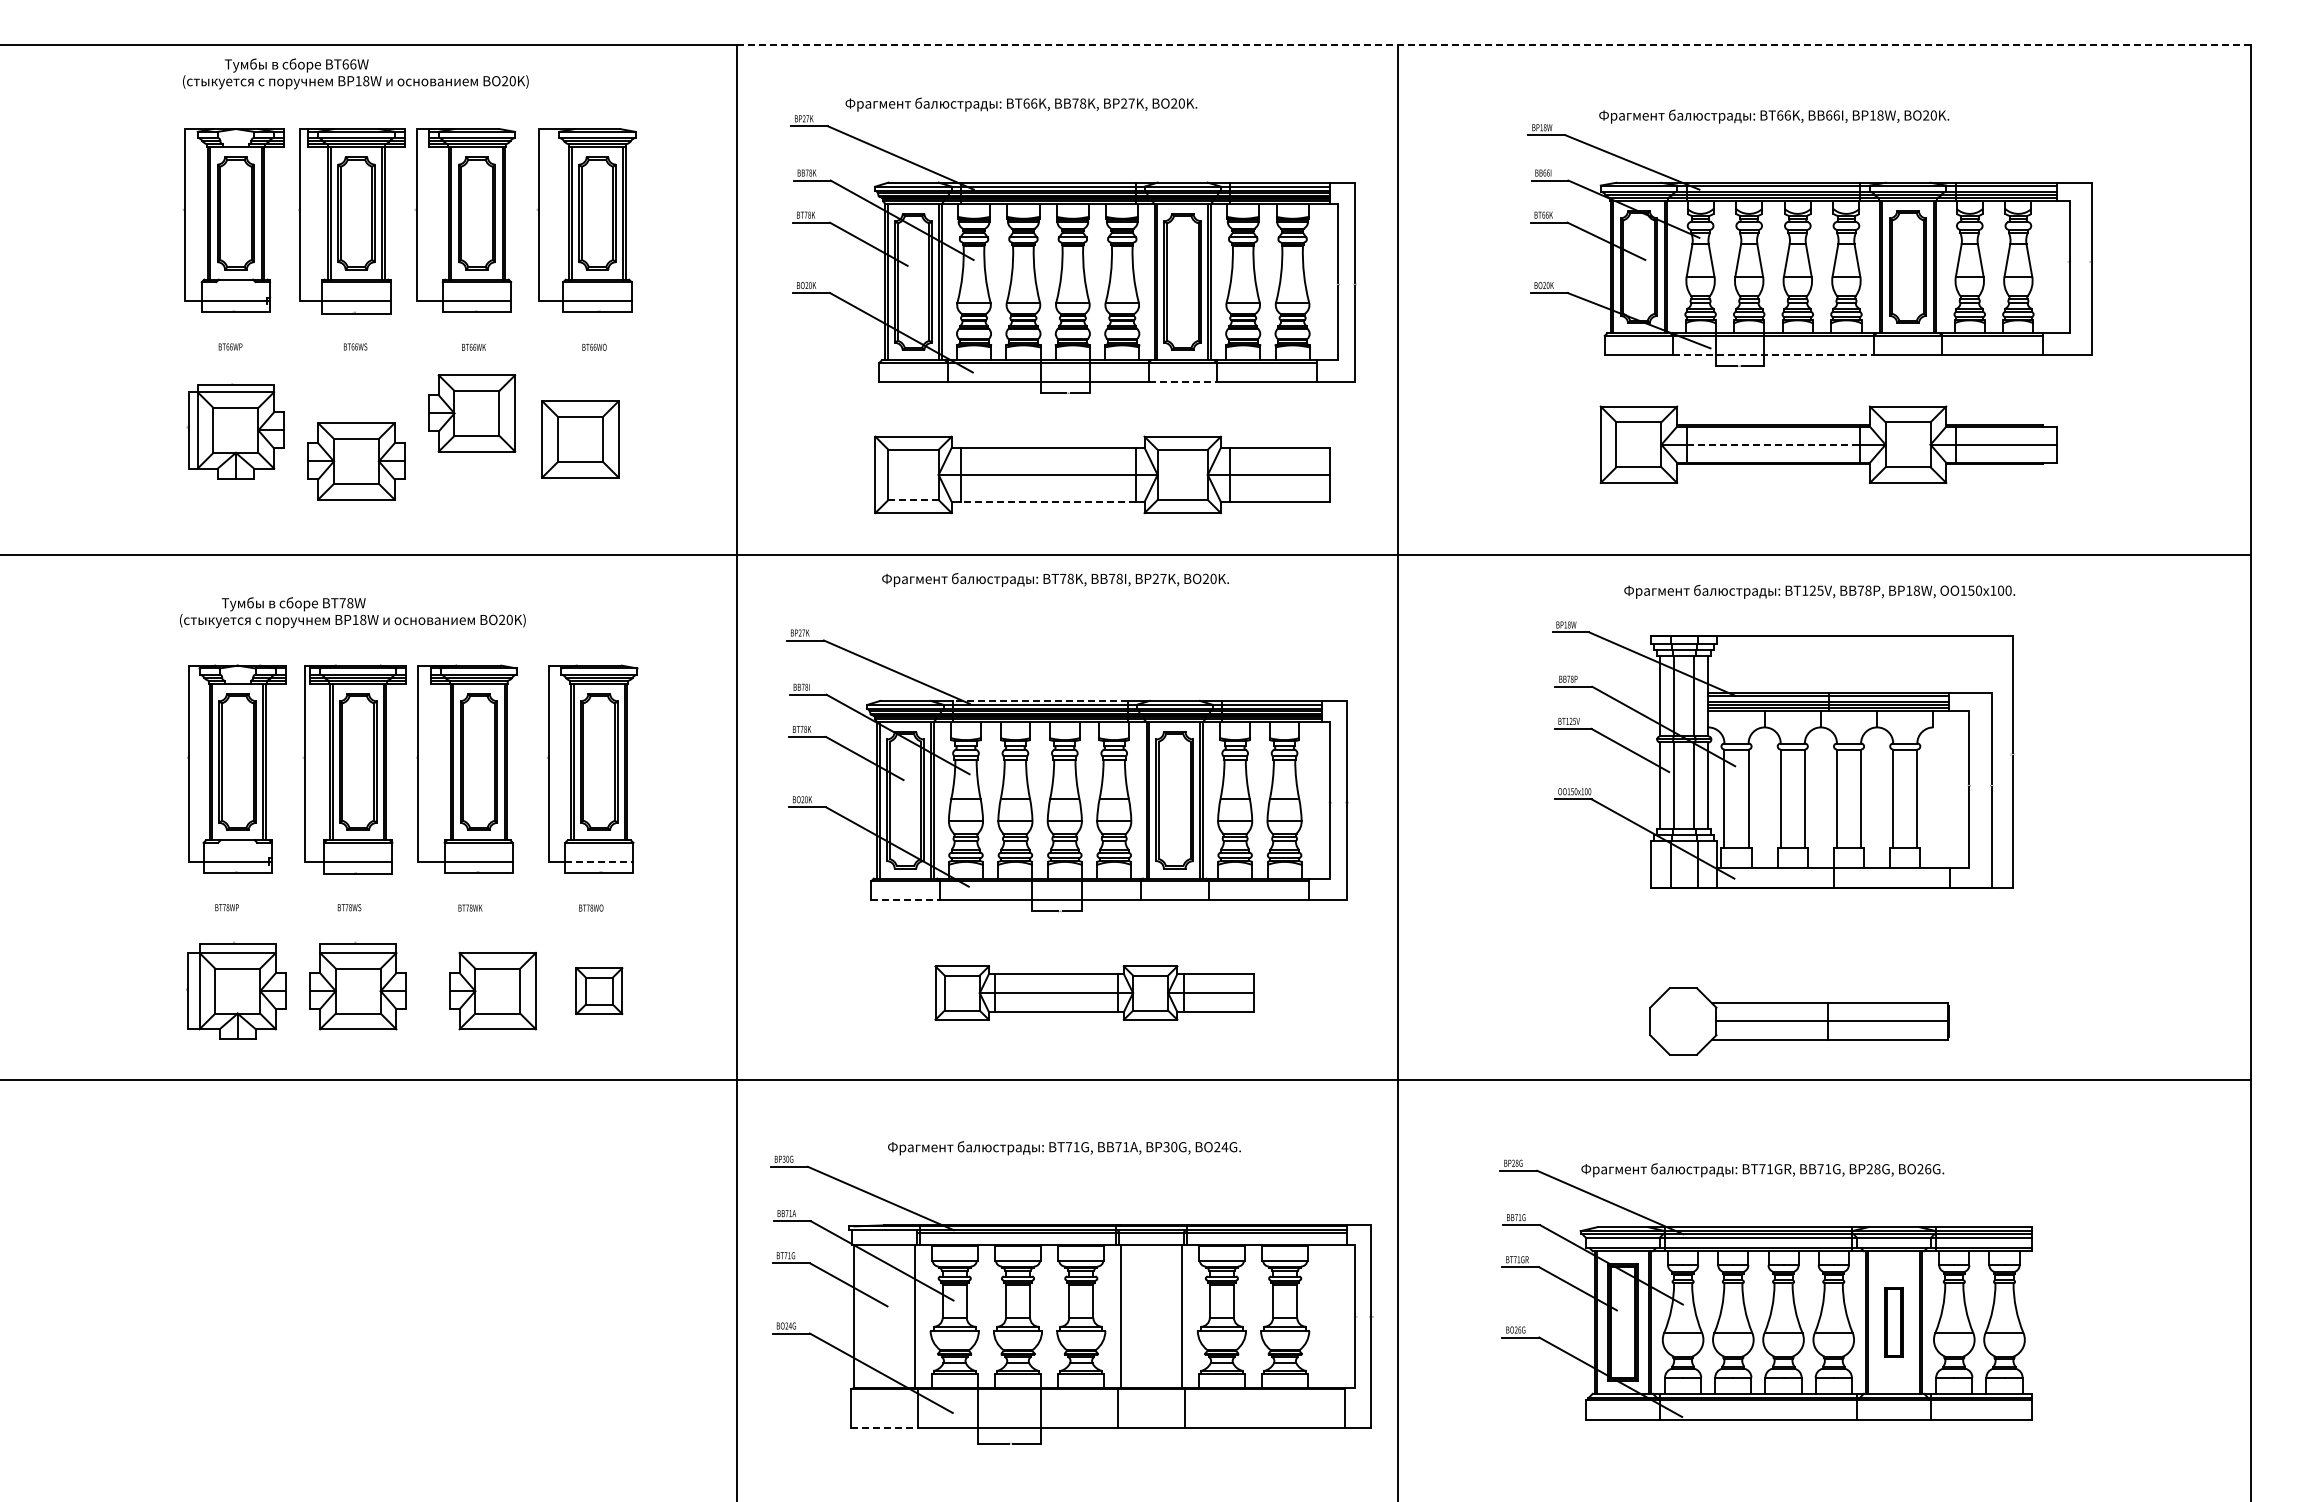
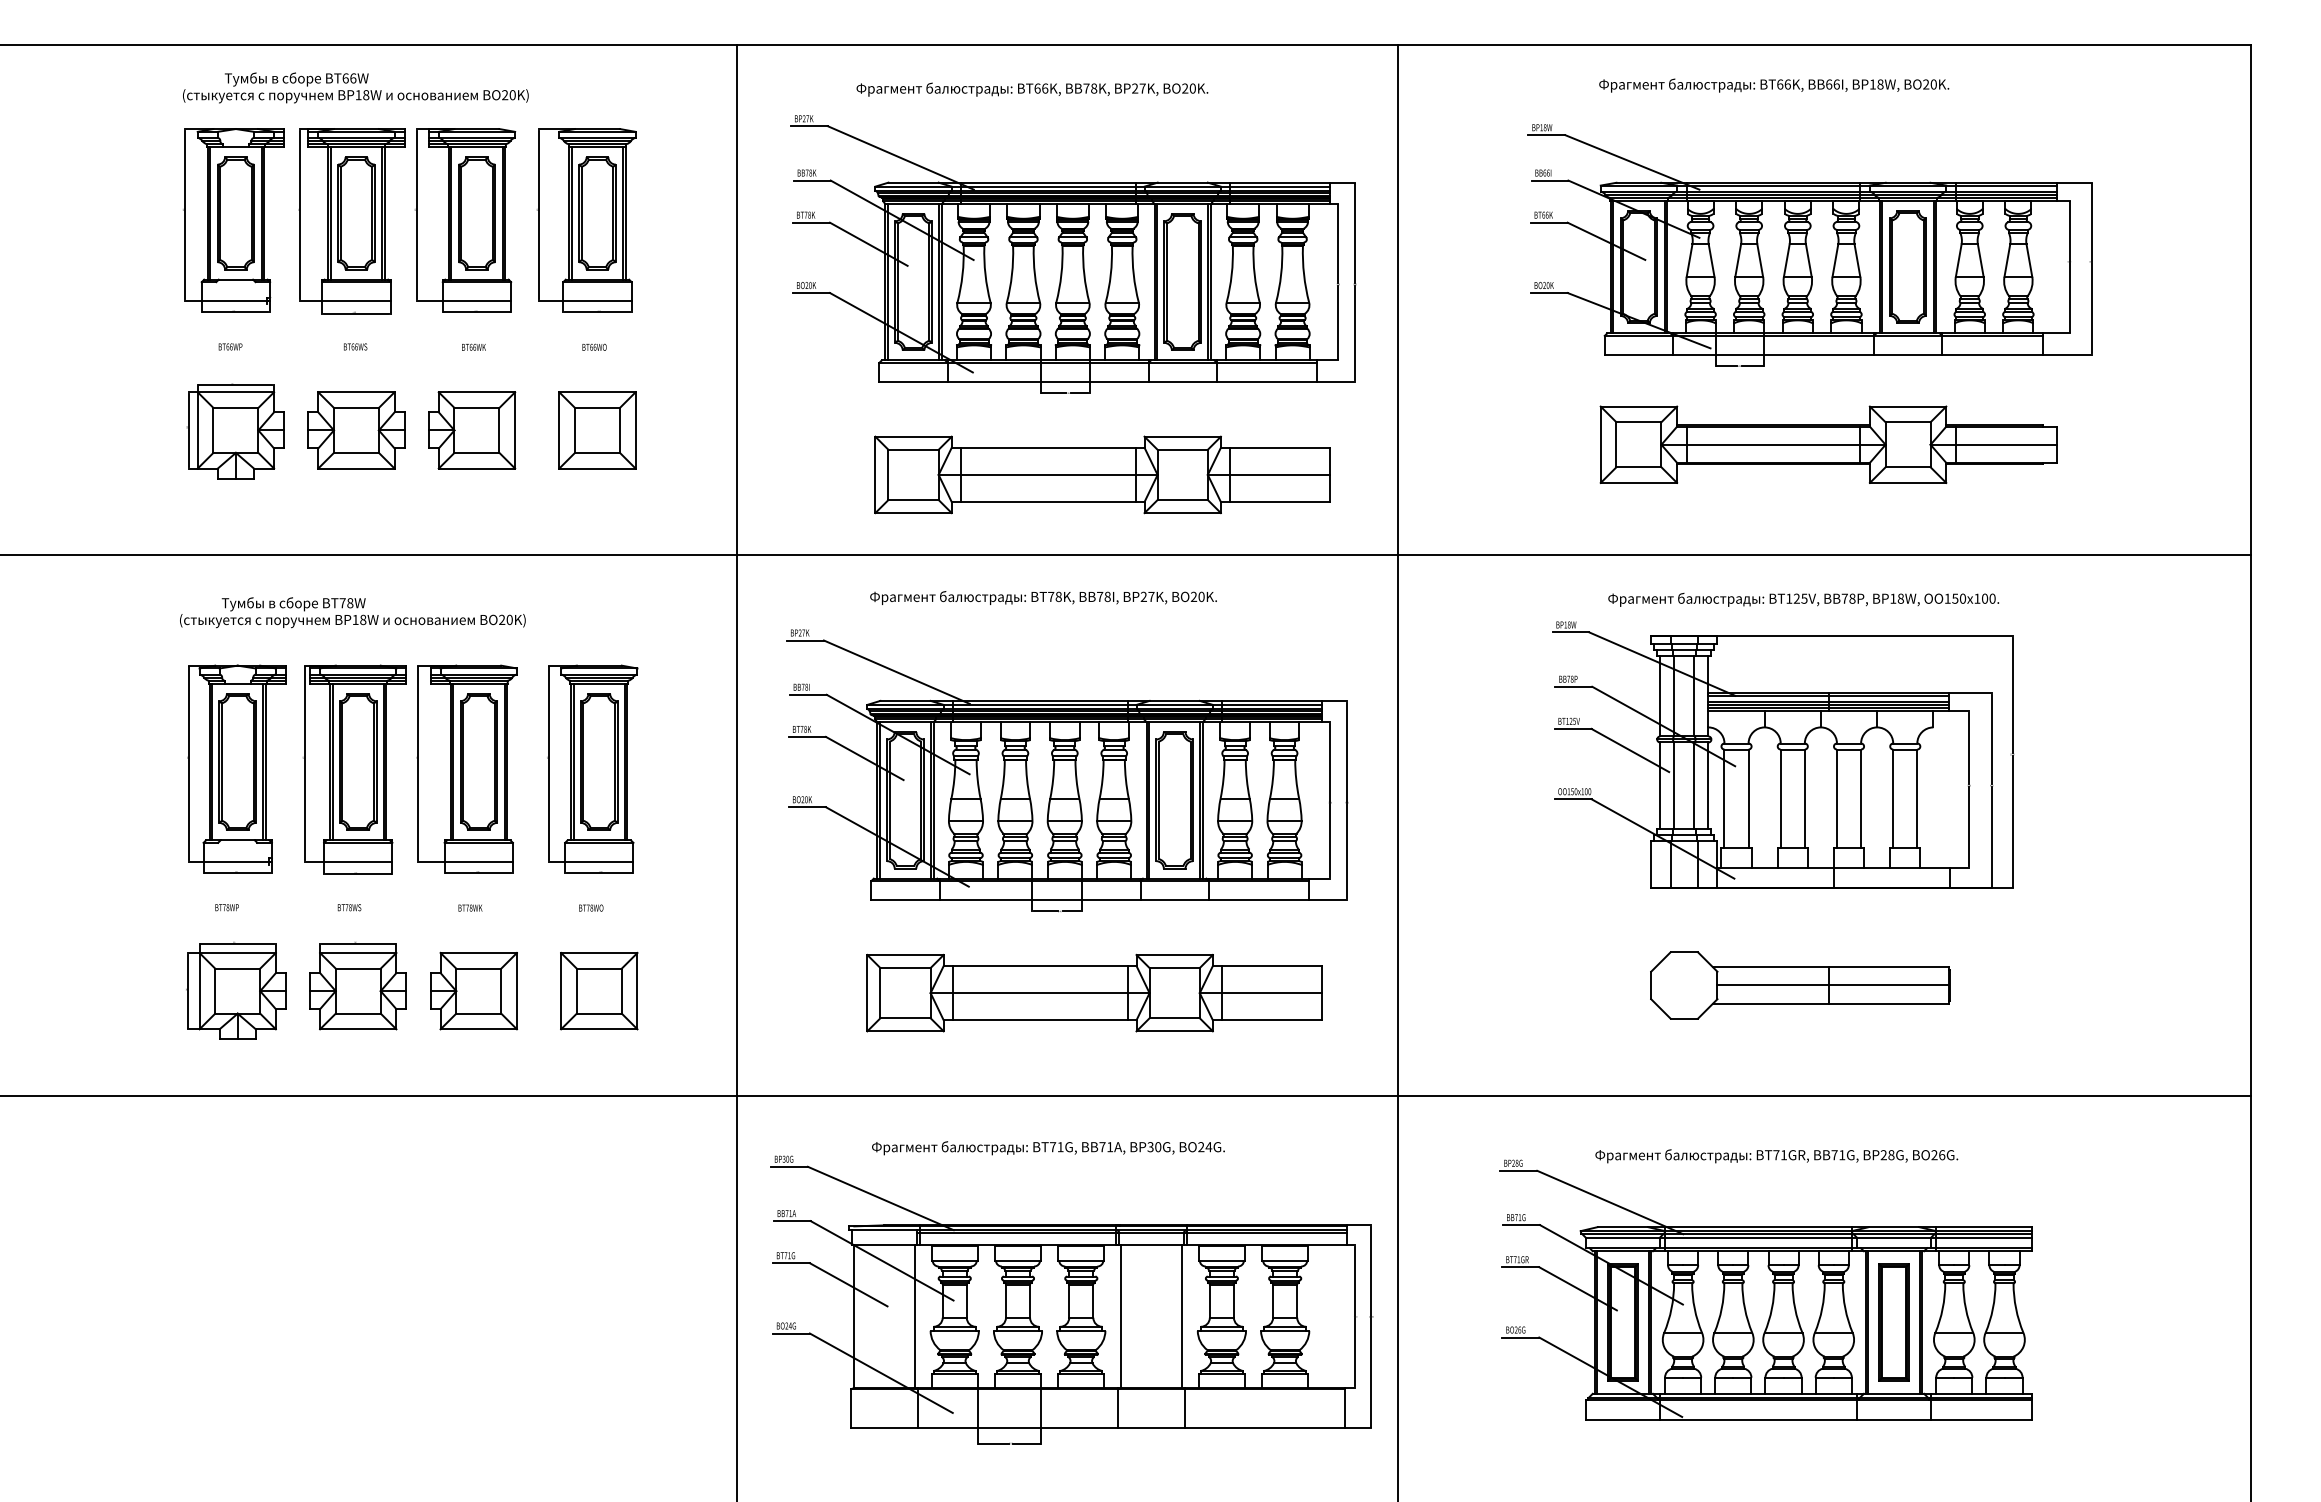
line: dashed -> solid (1494, 45)
text position: (355, 73) -> (355, 87) (355, 87)
text position: (1021, 104) -> (1032, 89) (1032, 89)
text position: (1774, 116) -> (1774, 85) (1774, 85)
line: dashed -> solid (1774, 354)
line: dashed -> solid (1183, 381)
part position: (472, 413) -> (472, 430) (472, 430)
part position: (580, 439) -> (597, 430) (597, 430)
line: dashed -> solid (1774, 444)
part position: (356, 461) -> (356, 430) (356, 430)
line: dashed -> solid (914, 500)
line: dashed -> solid (1047, 502)
text position: (1055, 579) -> (1043, 597) (1043, 597)
text position: (1819, 591) -> (1803, 599) (1803, 599)
line: dashed -> solid (1039, 700)
line: dashed -> solid (599, 861)
line: dashed -> solid (906, 899)
part position: (492, 990) -> (473, 990) (473, 990)
part size: 49x48 px -> 79x80 px (599, 990)
part size: 321x56 px -> 457x80 px (1094, 992)
part position: (1799, 1021) -> (1800, 985) (1800, 985)
line position: (1126, 1079) -> (1126, 1095) (1126, 1095)
text position: (1064, 1148) -> (1048, 1148) (1048, 1148)
text position: (1762, 1170) -> (1776, 1156) (1776, 1156)
part size: 20x71 px -> 32x119 px (1893, 1322)
line: dashed -> solid (884, 1428)
